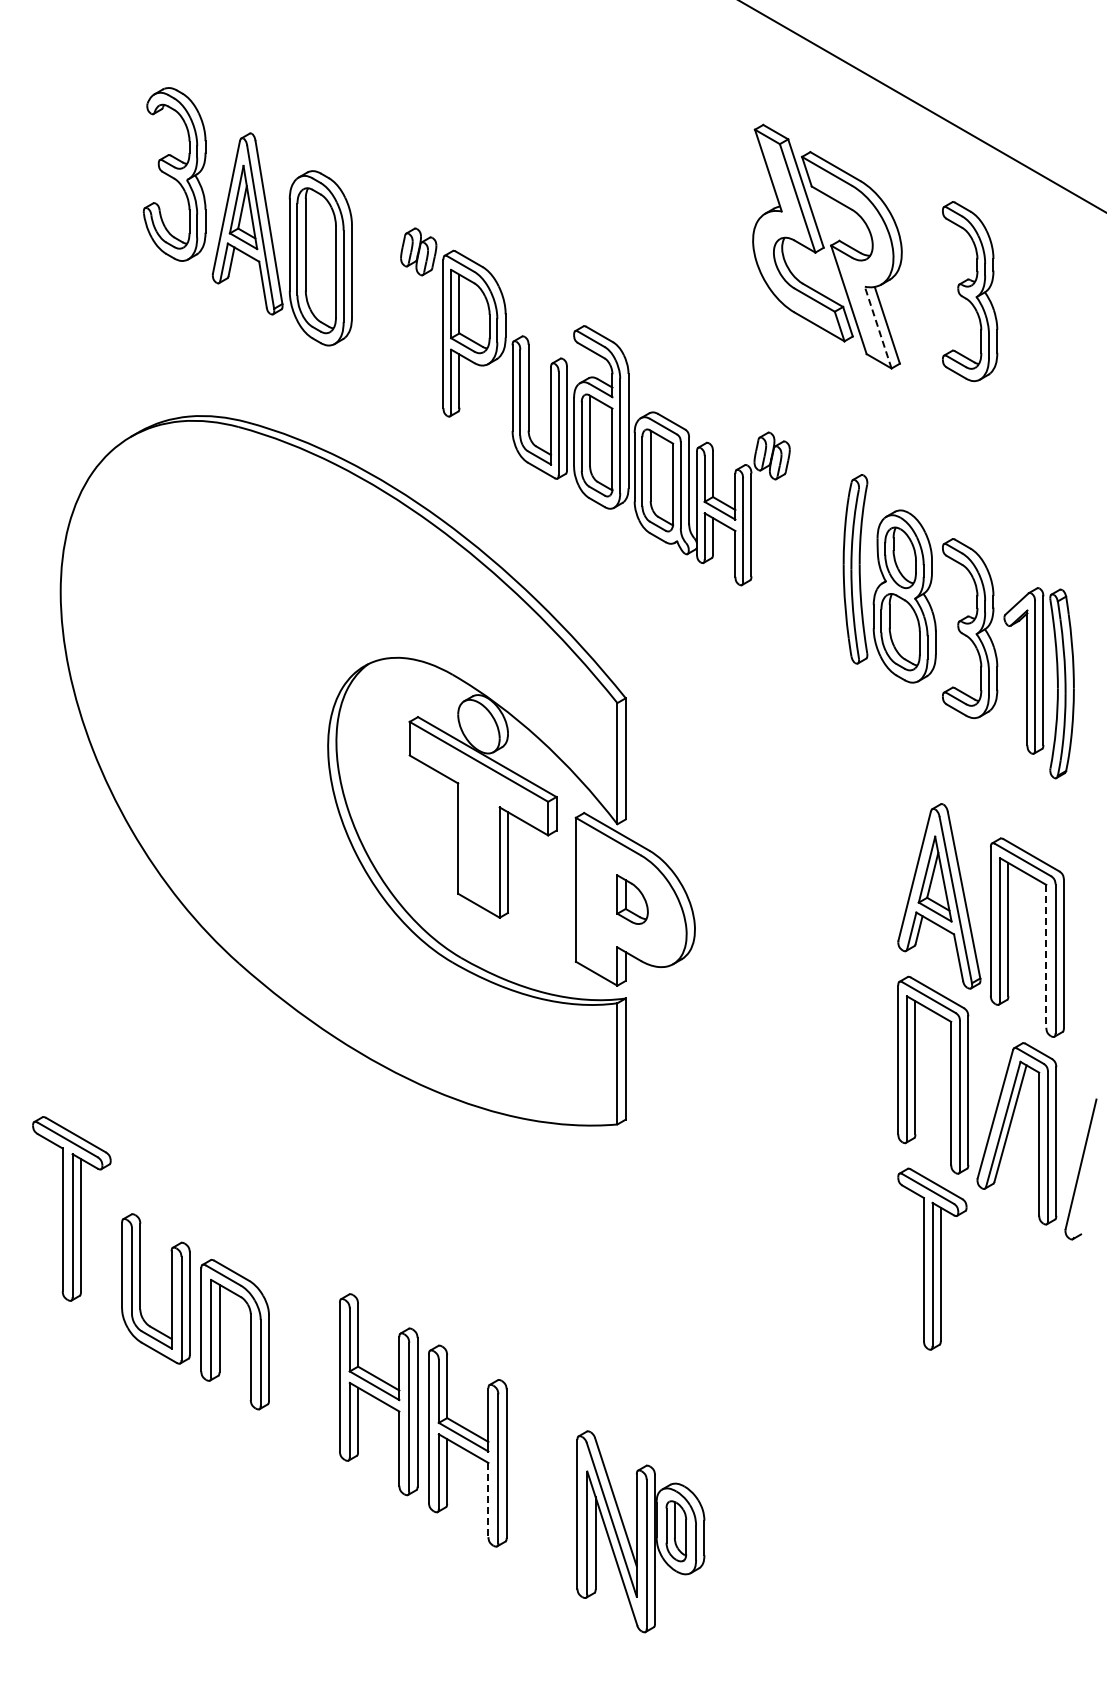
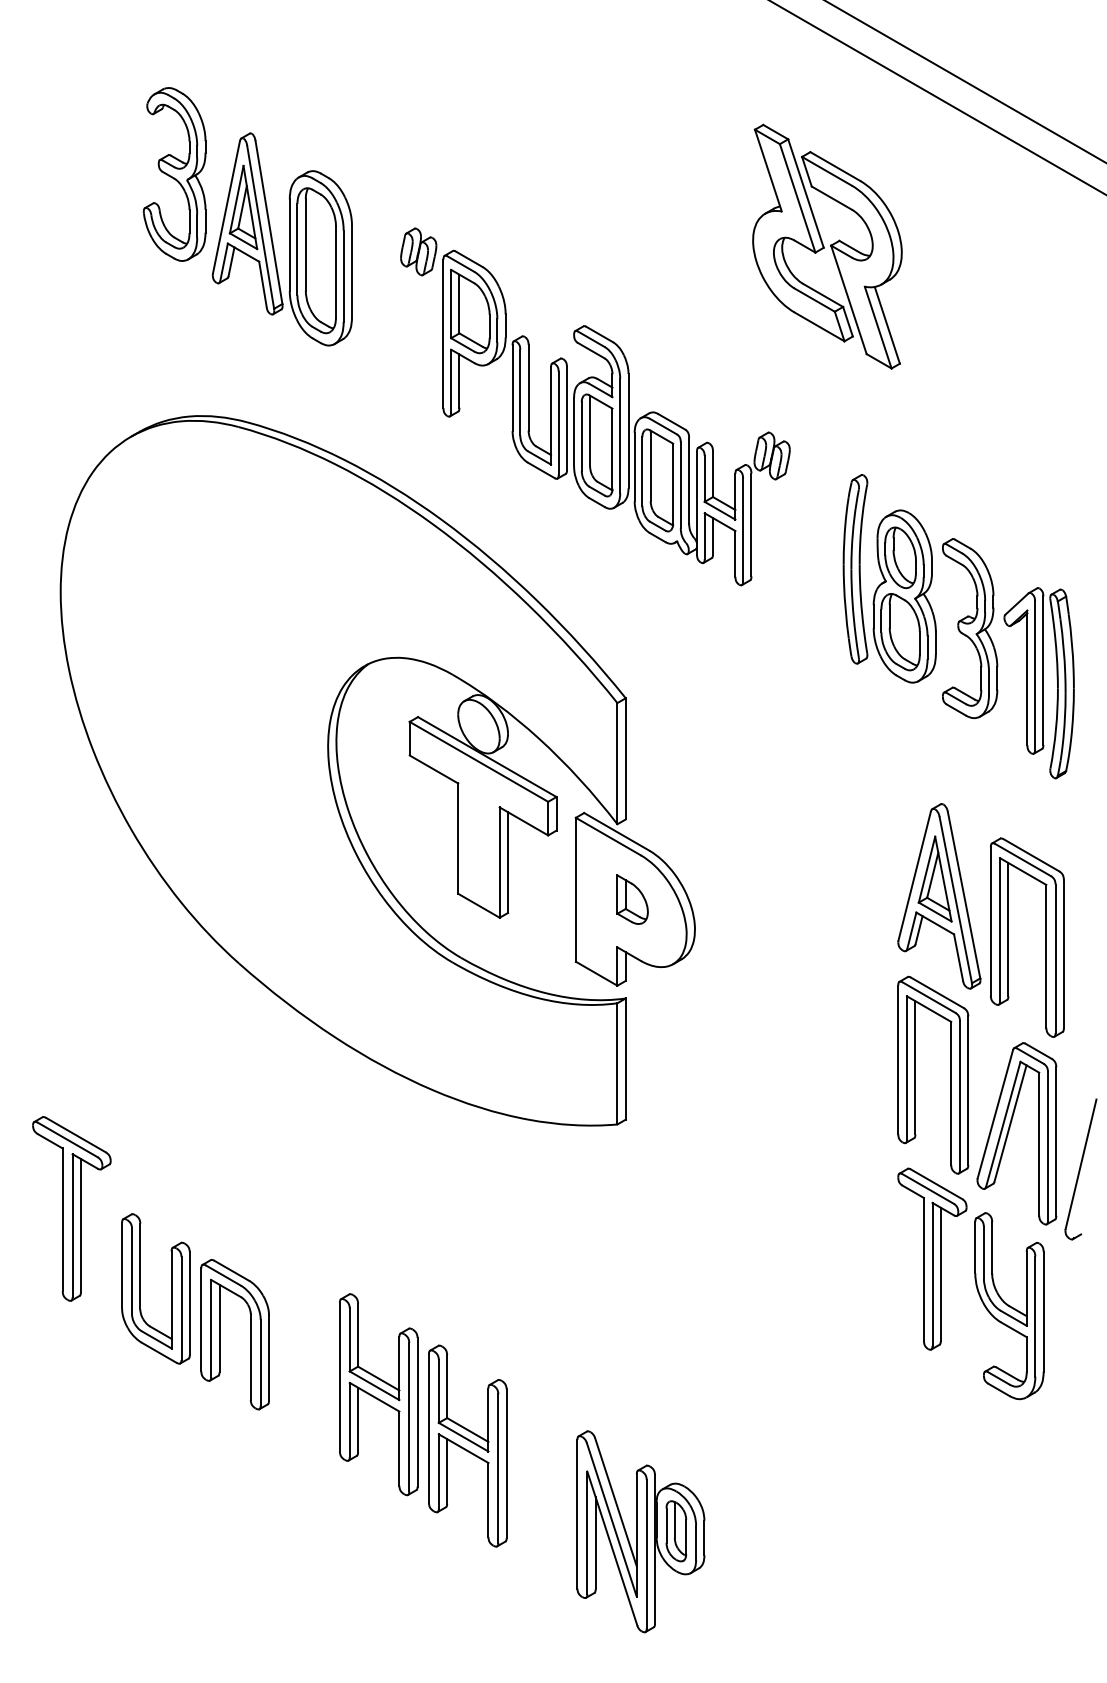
line: none -> present (965, 81)
line position: (922, 106) -> (937, 97) (937, 97)
part: present -> none (970, 291)
line: dashed -> solid (878, 327)
line: dashed -> solid (1046, 956)
part: none -> present (1009, 1306)
line: dashed -> solid (488, 1500)
